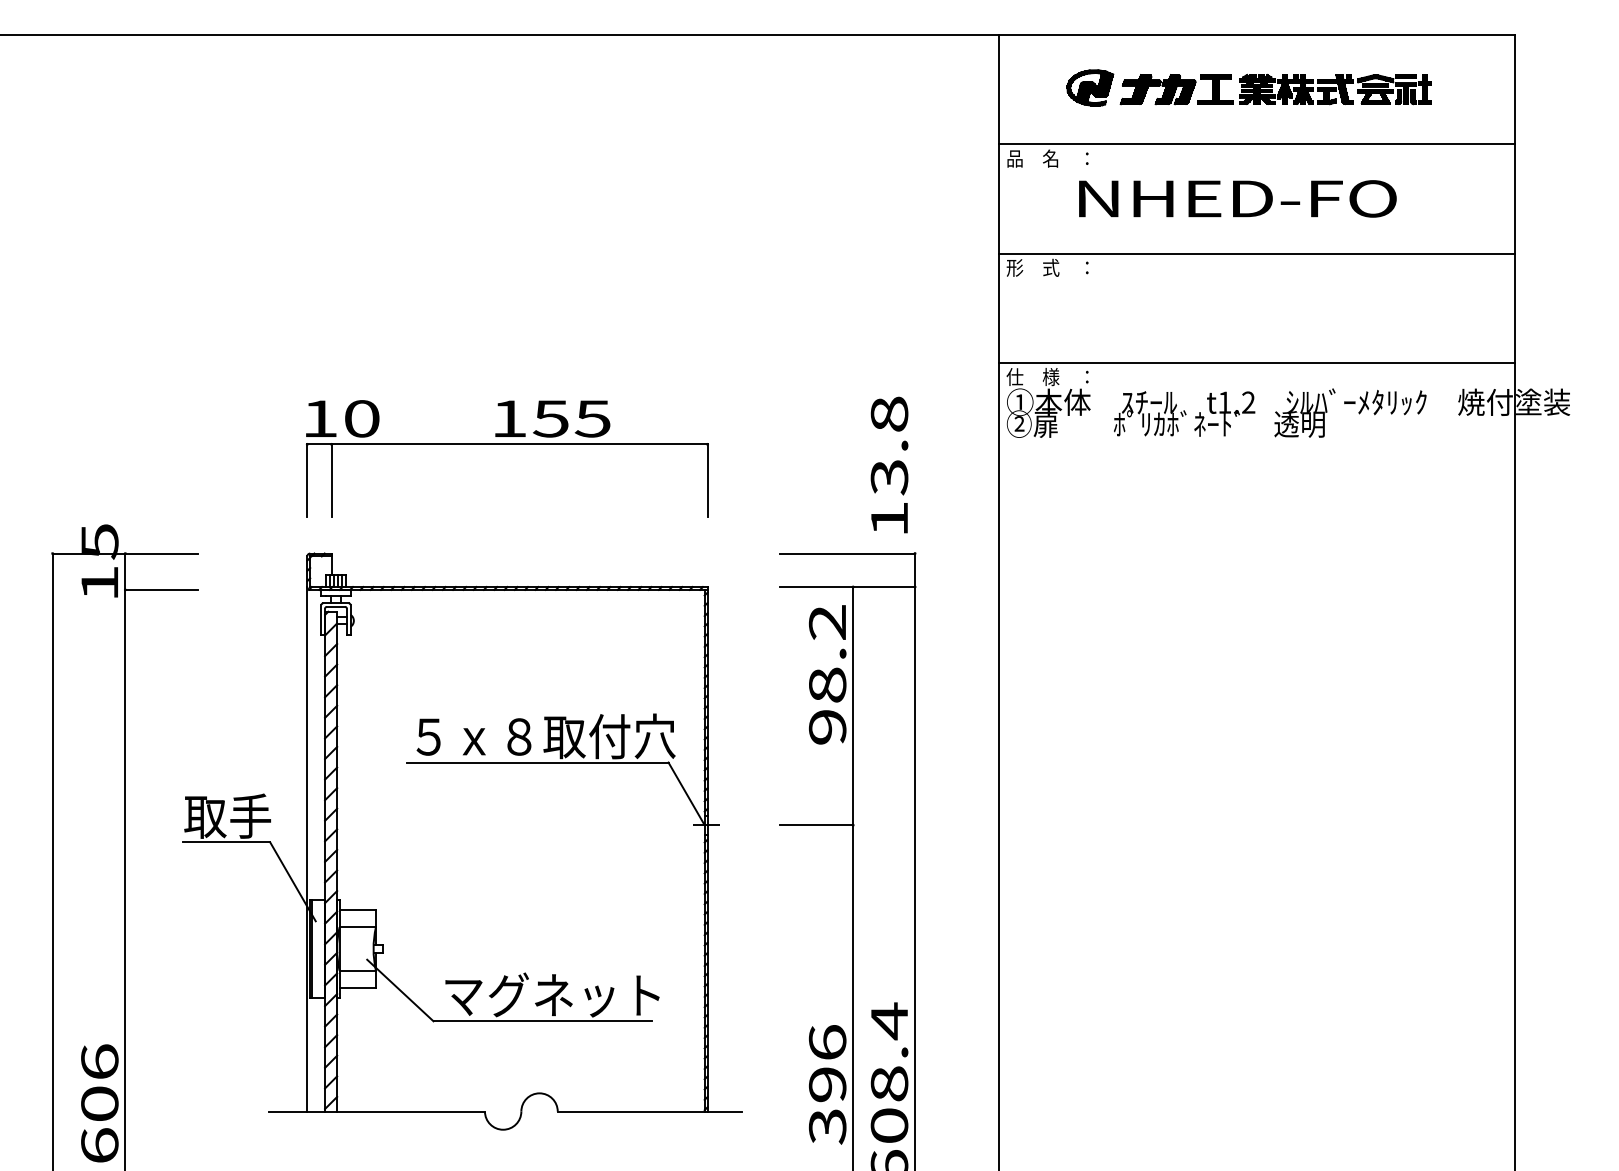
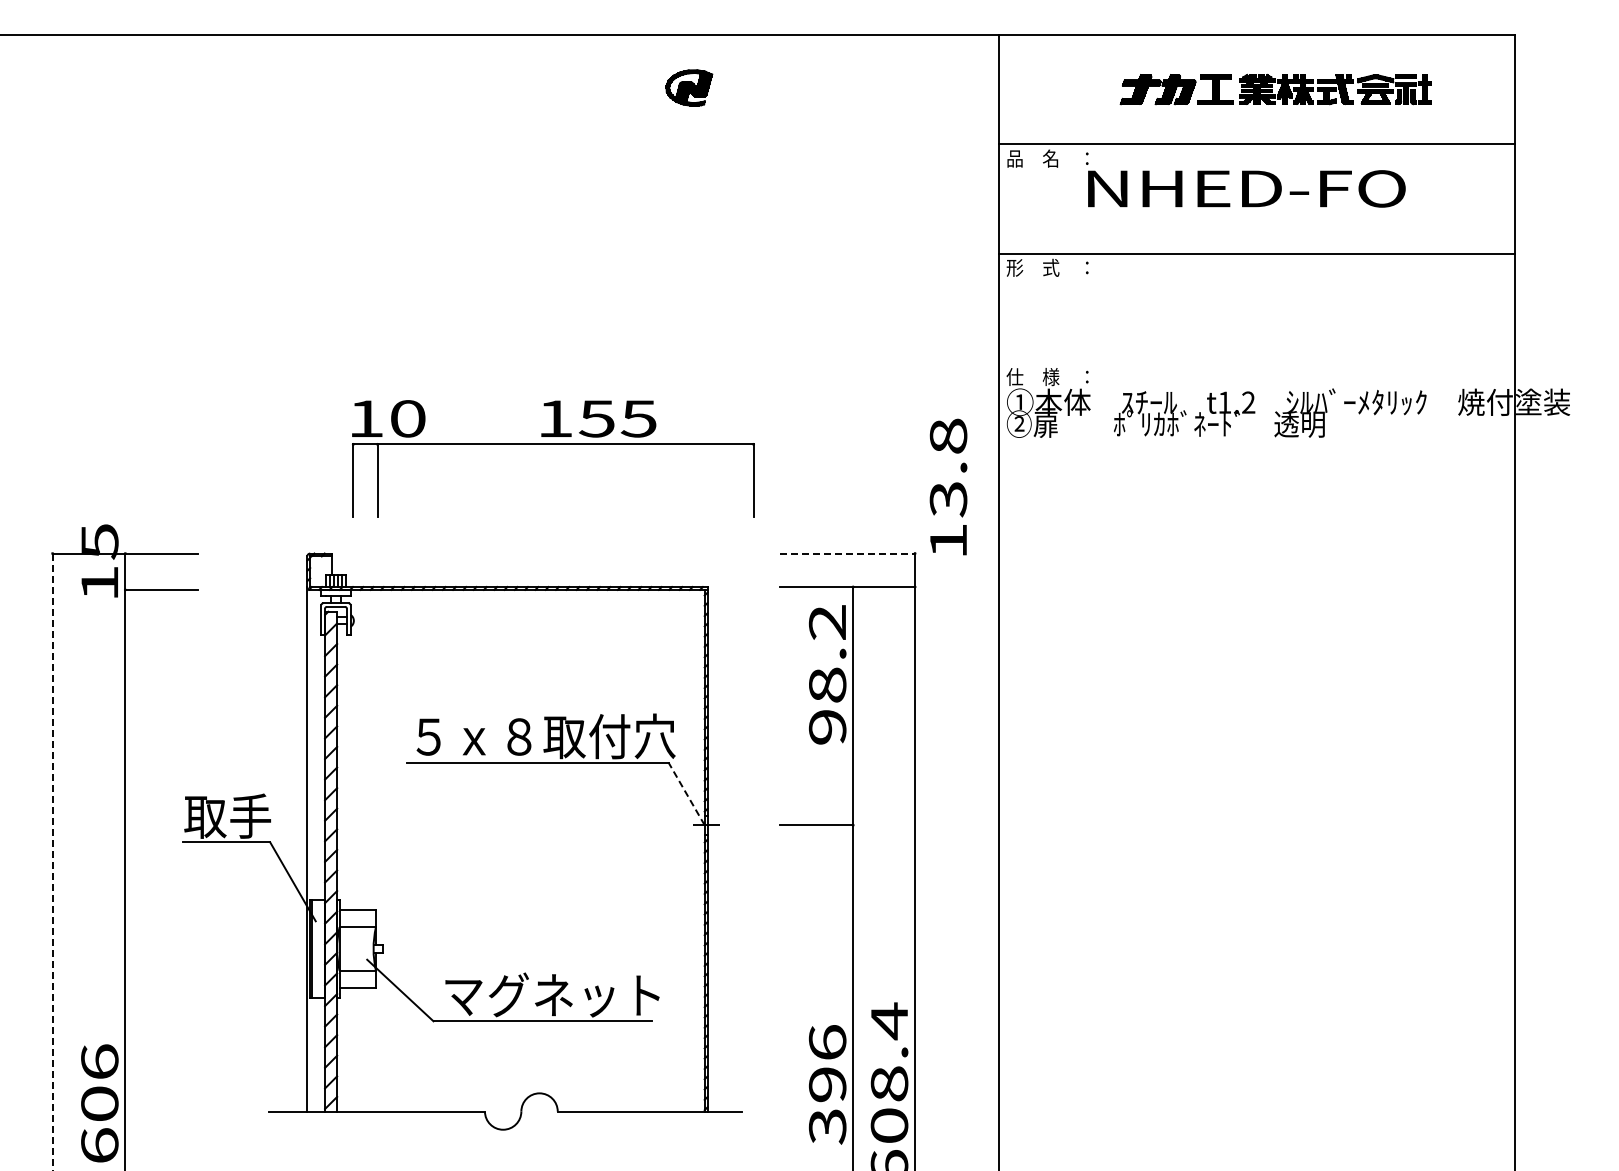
part position: (1090, 87) -> (689, 87) (689, 87)
text position: (1237, 198) -> (1246, 188) (1246, 188)
line: present -> none (1256, 362)
part position: (507, 444) -> (553, 444) (553, 444)
text position: (889, 464) -> (948, 486) (948, 486)
line: solid -> dashed (848, 553)
line: solid -> dashed (686, 793)
line: solid -> dashed (52, 862)
